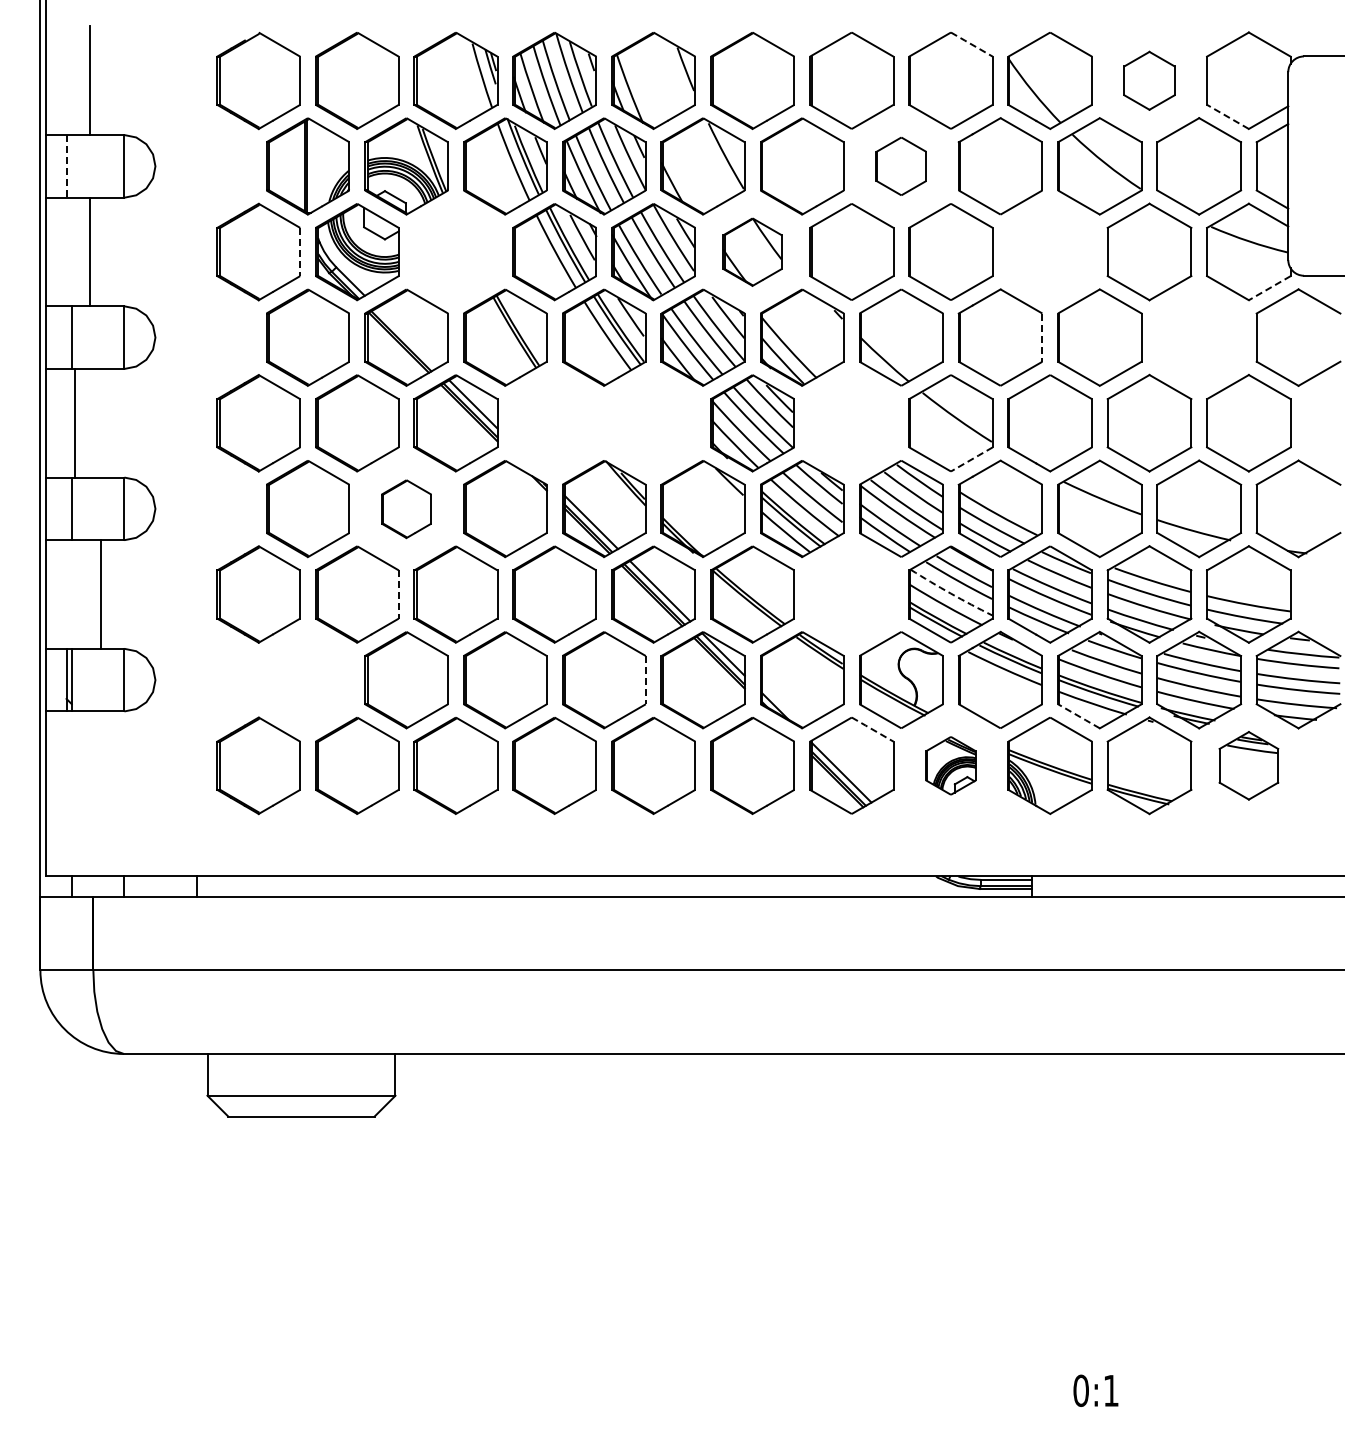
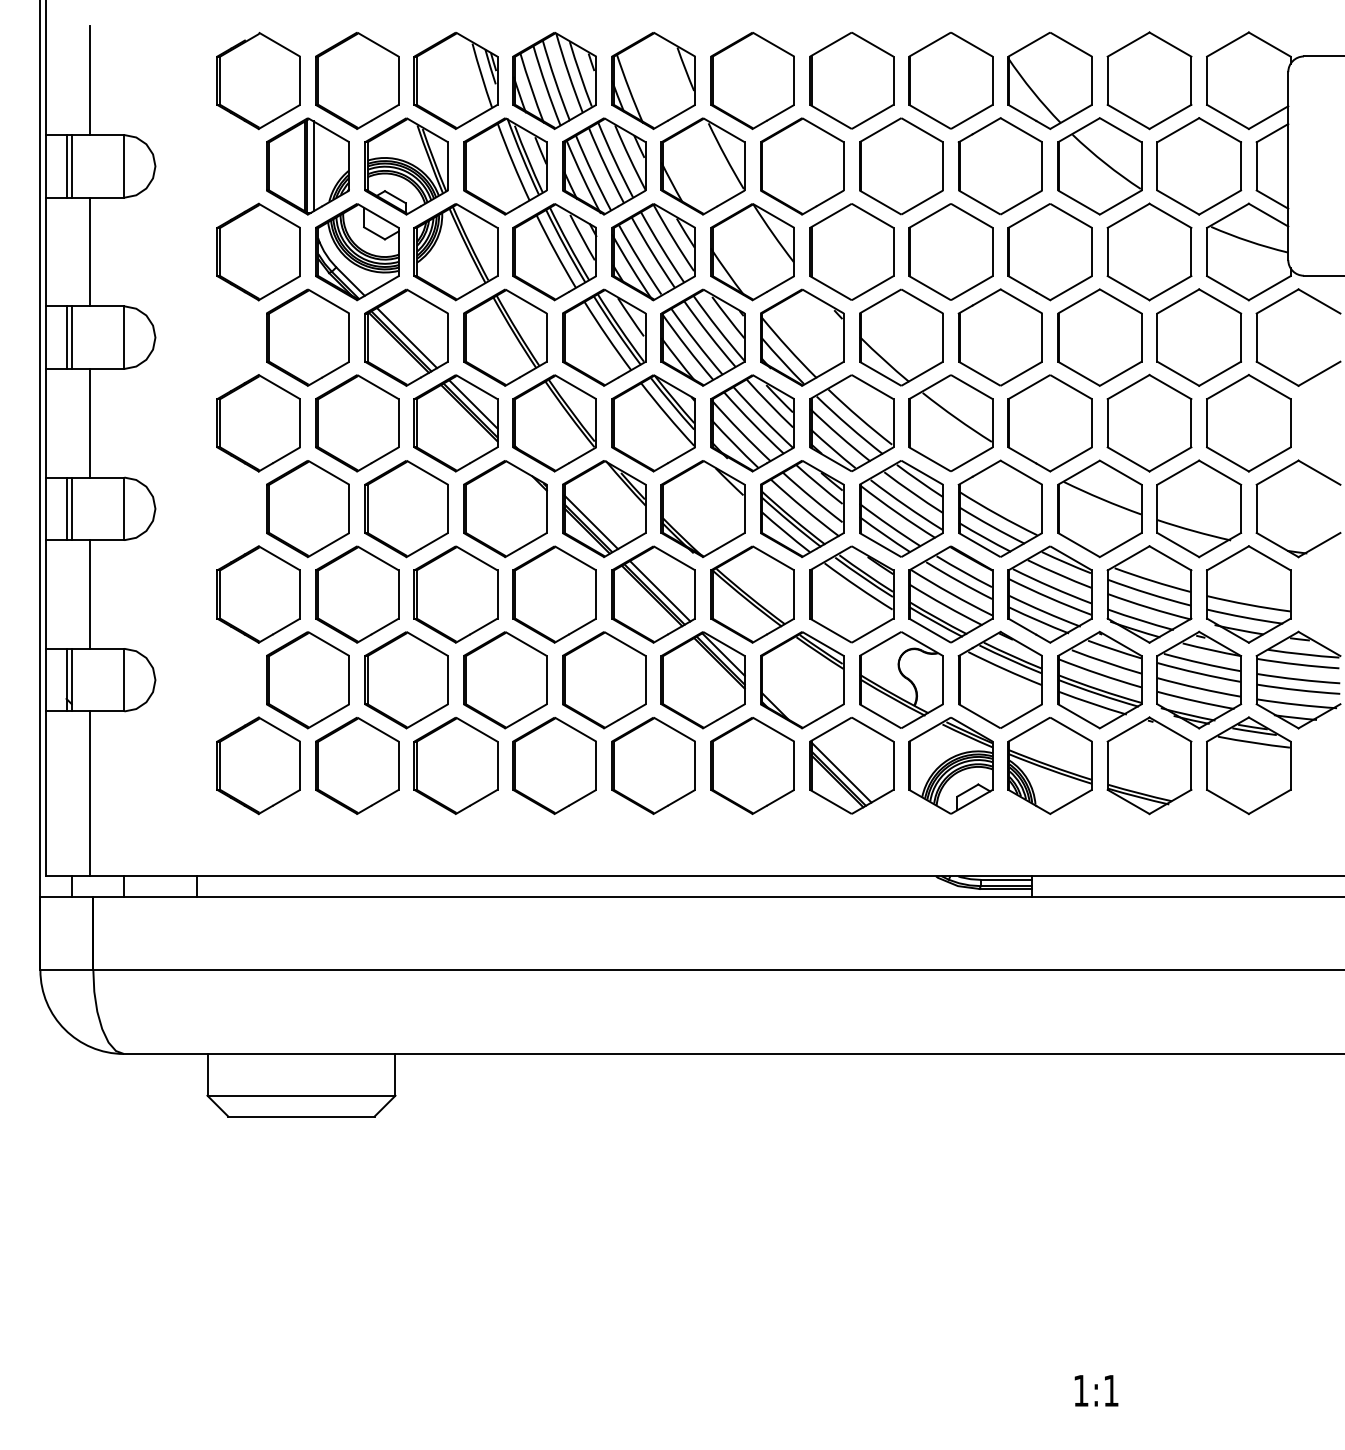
line: dashed -> solid (972, 44)
part size: 53x61 px -> 87x100 px (1149, 80)
line: dashed -> solid (1227, 116)
line: dashed -> solid (66, 166)
line: none -> present (71, 166)
line: none -> present (313, 166)
part size: 52x59 px -> 85x99 px (901, 166)
part size: 61x70 px -> 85x99 px (752, 252)
line: dashed -> solid (300, 252)
part: none -> present (455, 252)
part: none -> present (1049, 252)
line: dashed -> solid (1269, 288)
line: none -> present (66, 337)
part: none -> present (1199, 337)
line: none -> present (407, 338)
line: dashed -> solid (1042, 338)
line position: (74, 422) -> (89, 422) (89, 422)
part: none -> present (851, 422)
part: none -> present (554, 423)
part: none -> present (653, 423)
line: dashed -> solid (971, 459)
line: none -> present (66, 508)
part size: 51x61 px -> 85x99 px (406, 509)
arc: dashed -> solid (950, 593)
line position: (100, 594) -> (89, 594) (89, 594)
part: none -> present (851, 594)
line: dashed -> solid (398, 595)
part: none -> present (307, 680)
line: dashed -> solid (645, 680)
line: dashed -> solid (1078, 716)
line: dashed -> solid (873, 729)
part size: 52x60 px -> 86x98 px (950, 765)
part size: 62x70 px -> 86x100 px (1248, 765)
line: none -> present (89, 793)
text: 0:1 -> 1:1 (1080, 1390)
